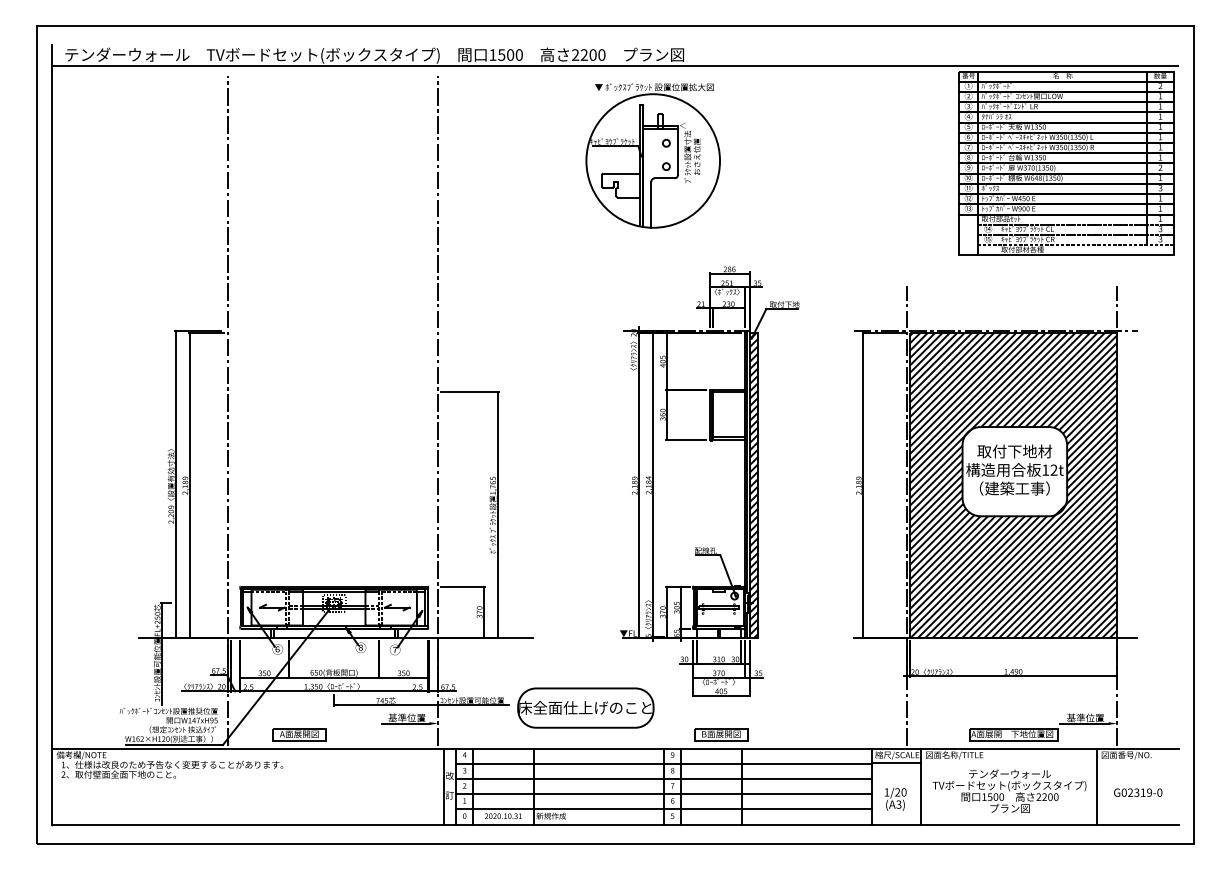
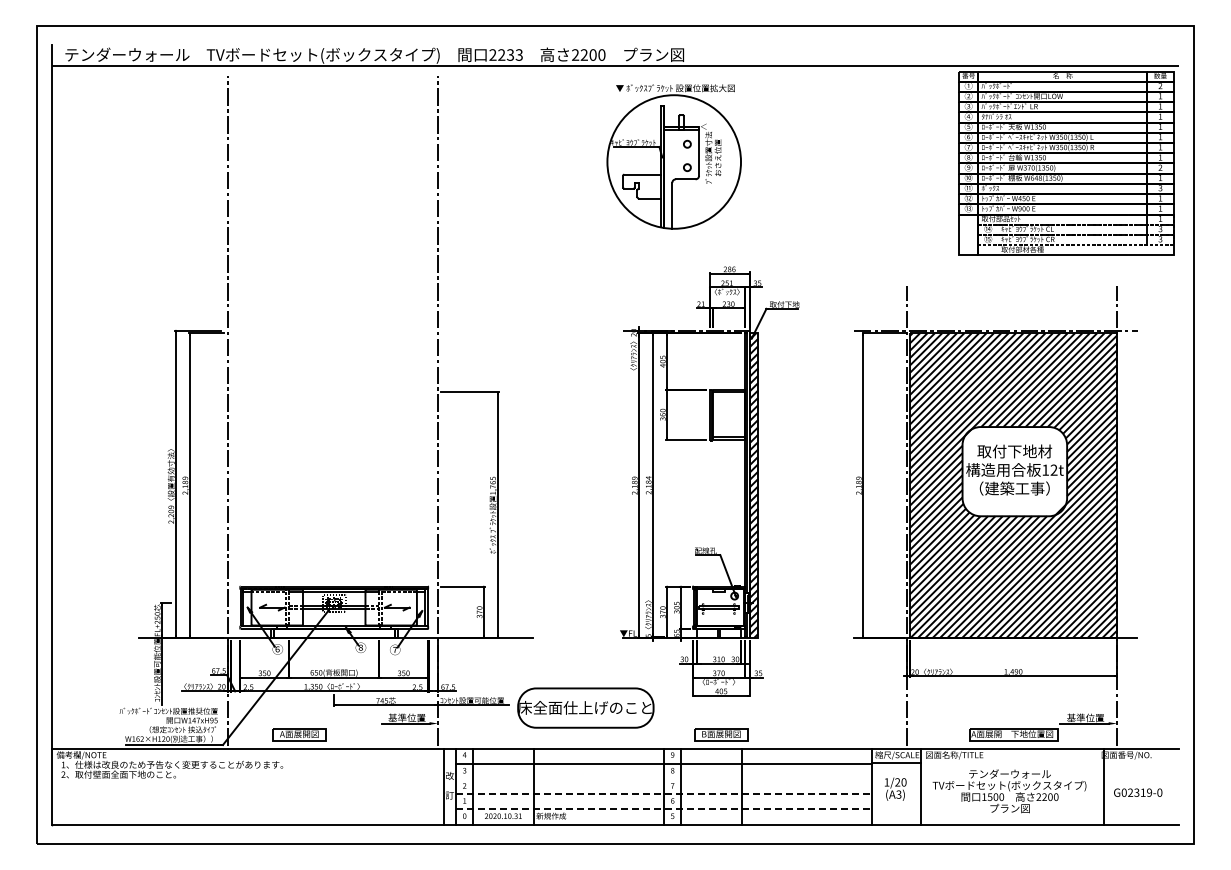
text: 1500 -> 2233 (505, 54)
part position: (652, 155) -> (673, 156) (673, 156)
line: present -> none (664, 779)
line position: (1097, 786) -> (1104, 786) (1104, 786)
line: solid -> dashed (664, 794)
text position: (895, 798) -> (895, 788) (895, 788)
line: solid -> dashed (664, 809)
